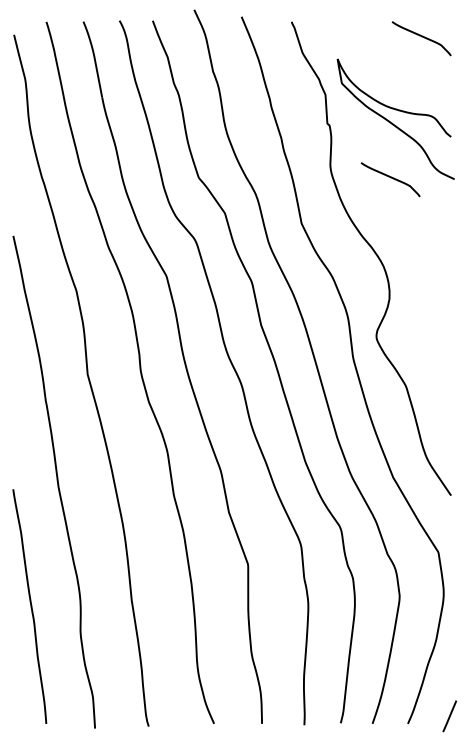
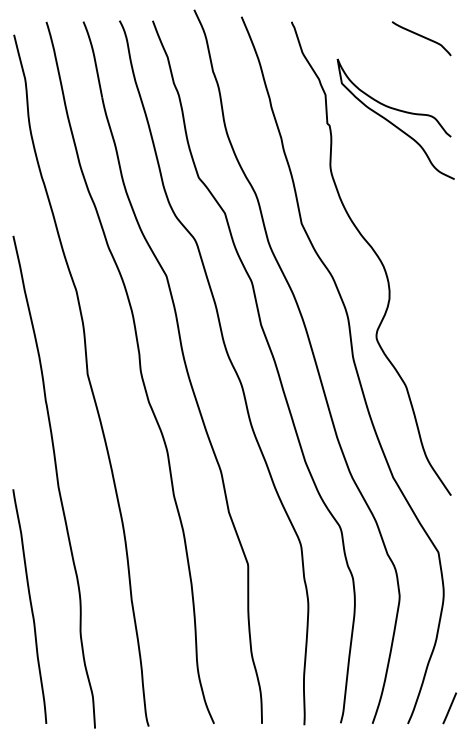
curve: present -> none (390, 178)
line position: (449, 716) -> (449, 708) (449, 708)
